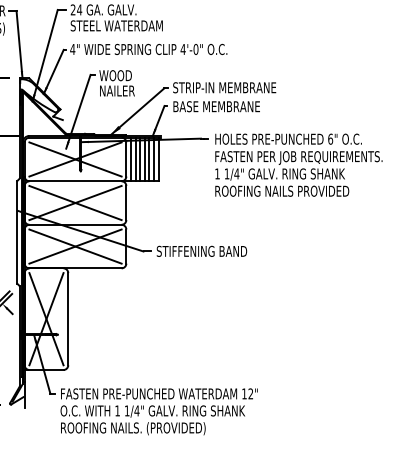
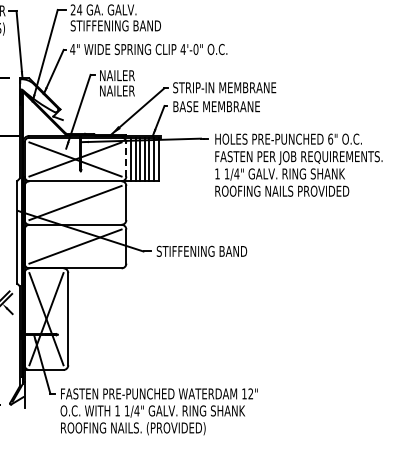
text: STEEL WATERDAM -> STIFFENING BAND (123, 25)
text: WOOD -> NAILER (116, 75)
line: solid -> dashed (126, 158)
line: present -> none (75, 202)
line: present -> none (75, 246)
